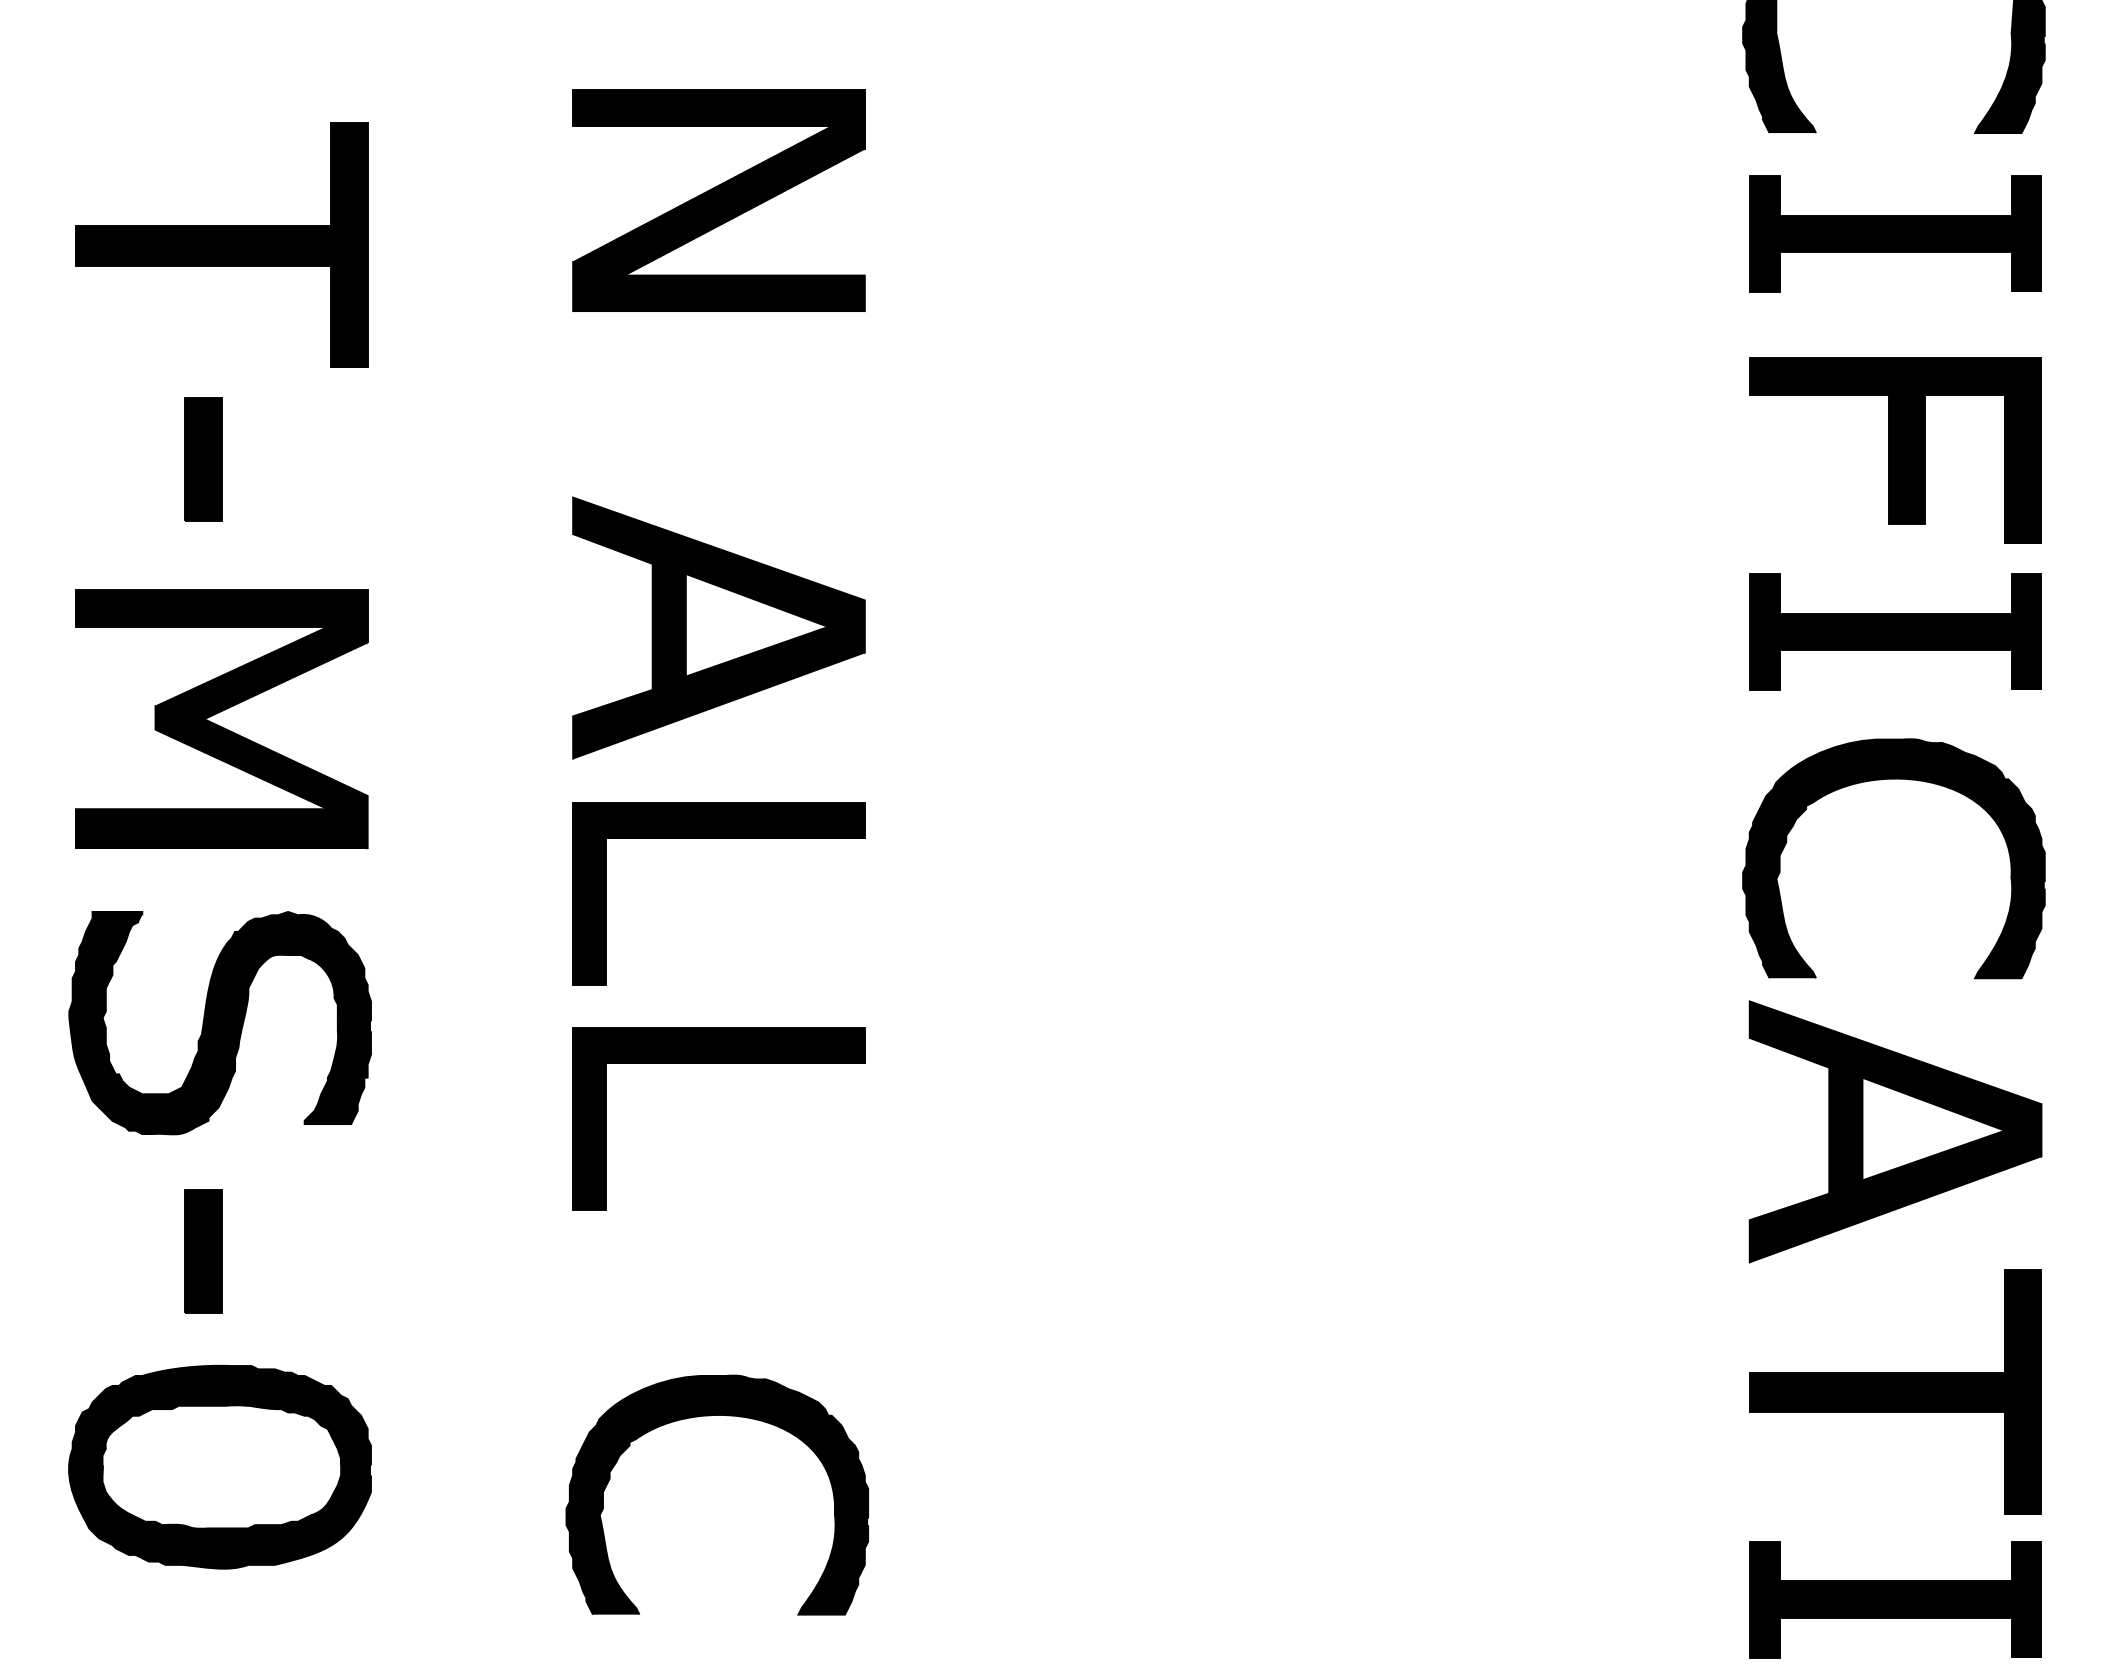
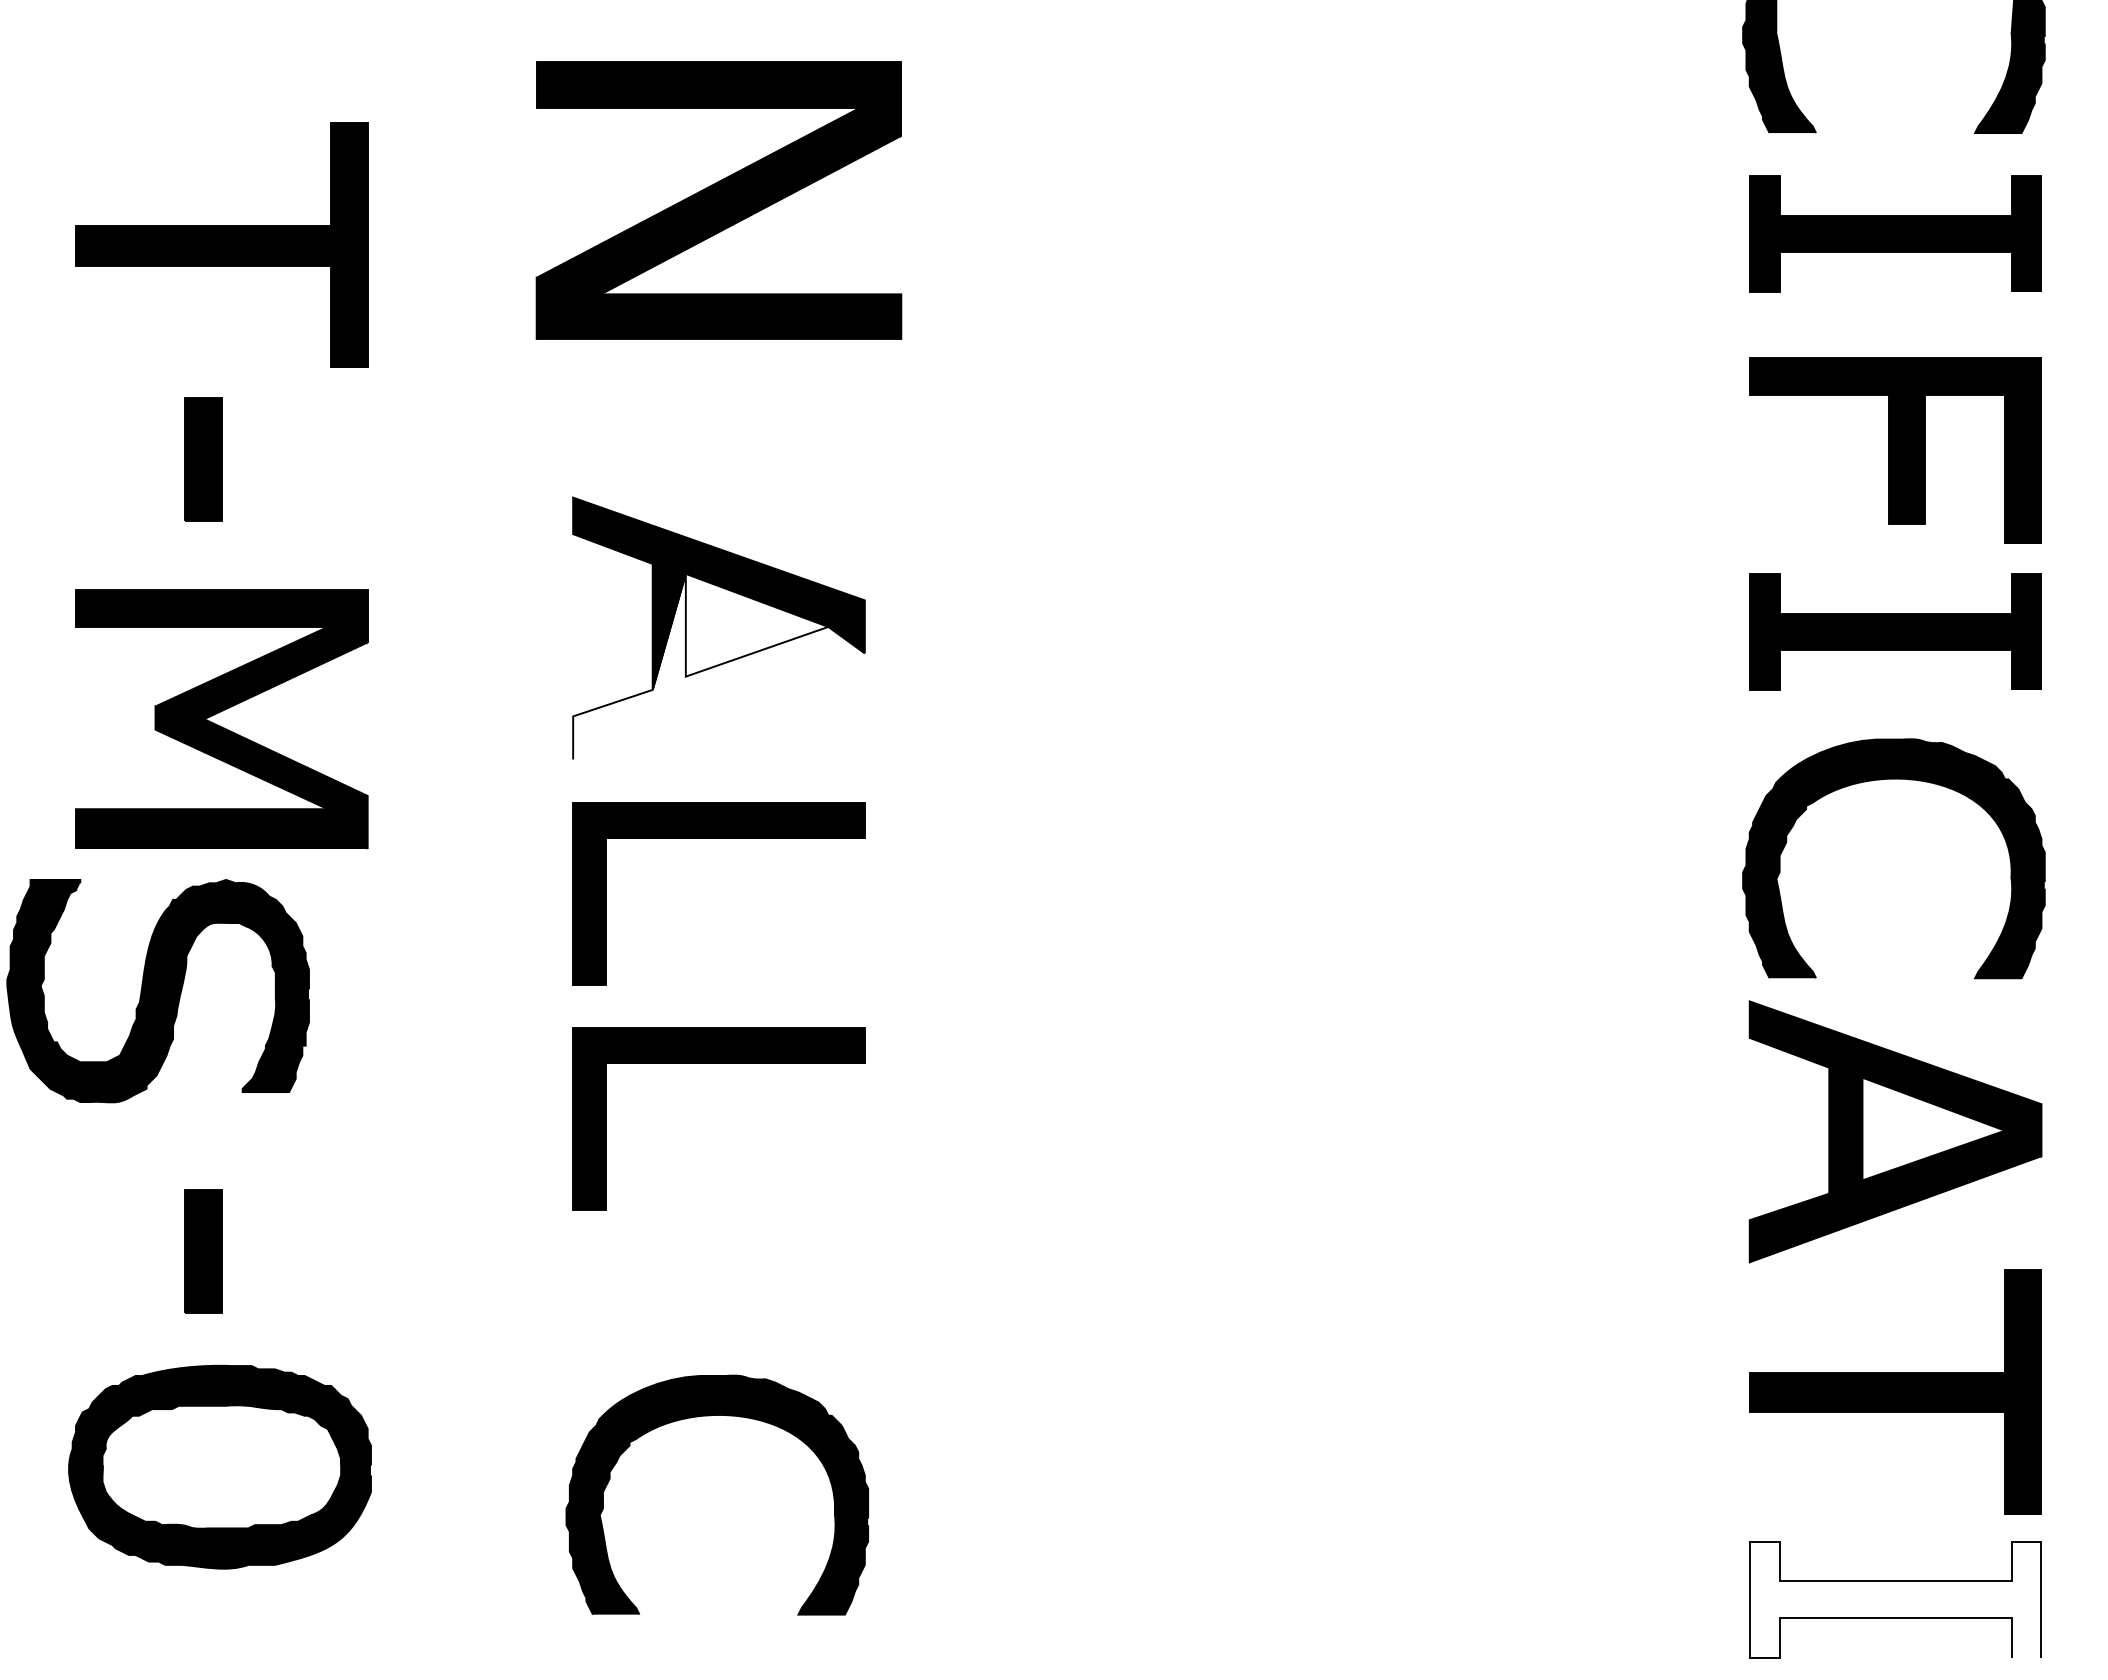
part size: 294x223 px -> 368x279 px (718, 200)
fill: present -> none (718, 666)
part position: (219, 1023) -> (157, 991) (157, 991)
fill: present -> none (1895, 1599)
